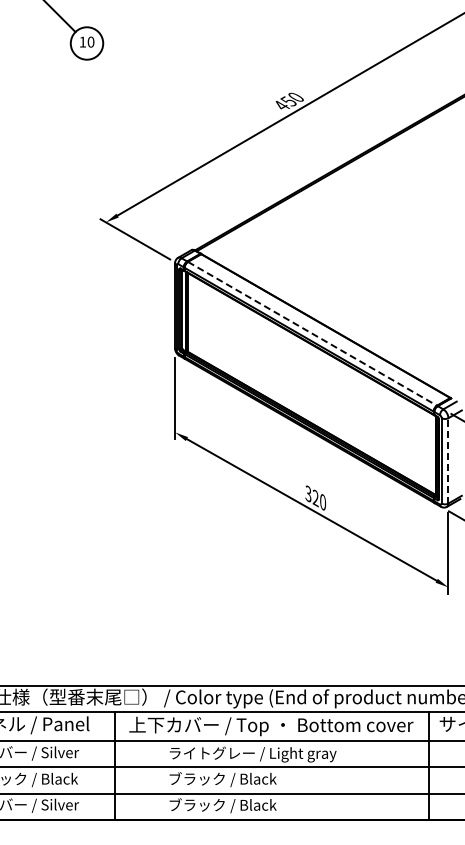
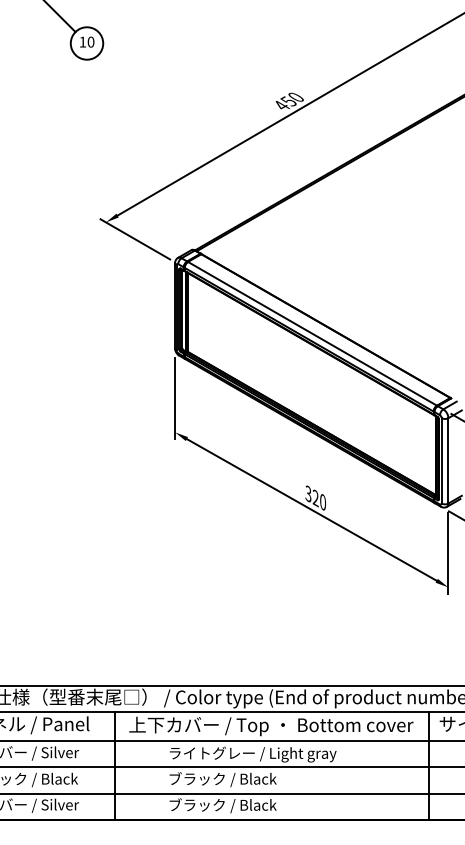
line: dashed -> solid (312, 333)
line: dashed -> solid (448, 460)
